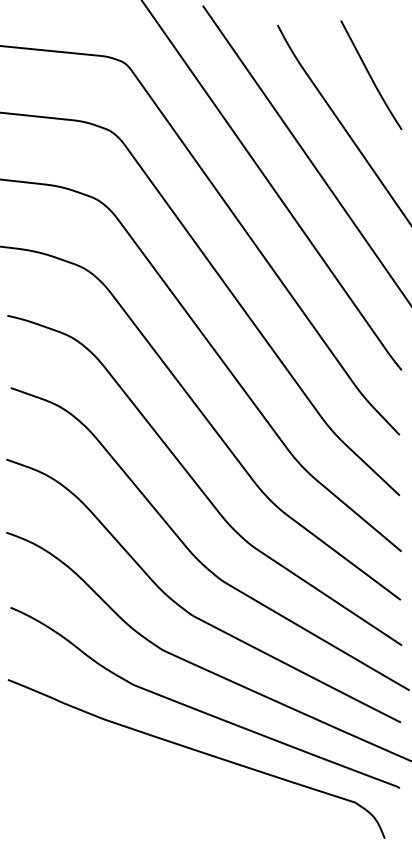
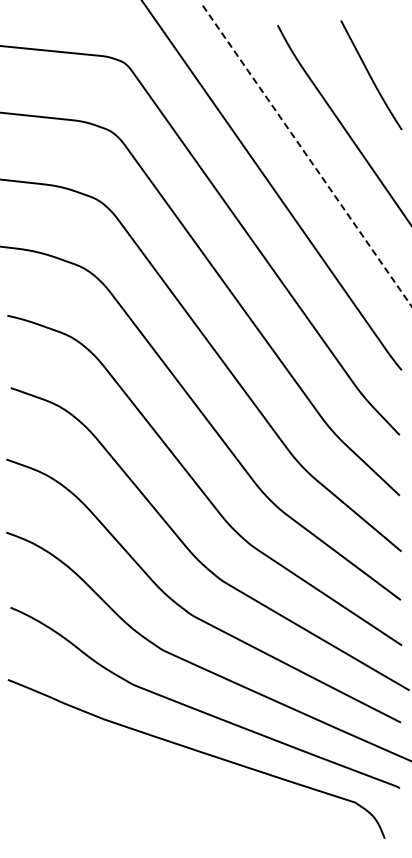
line: solid -> dashed (307, 156)
